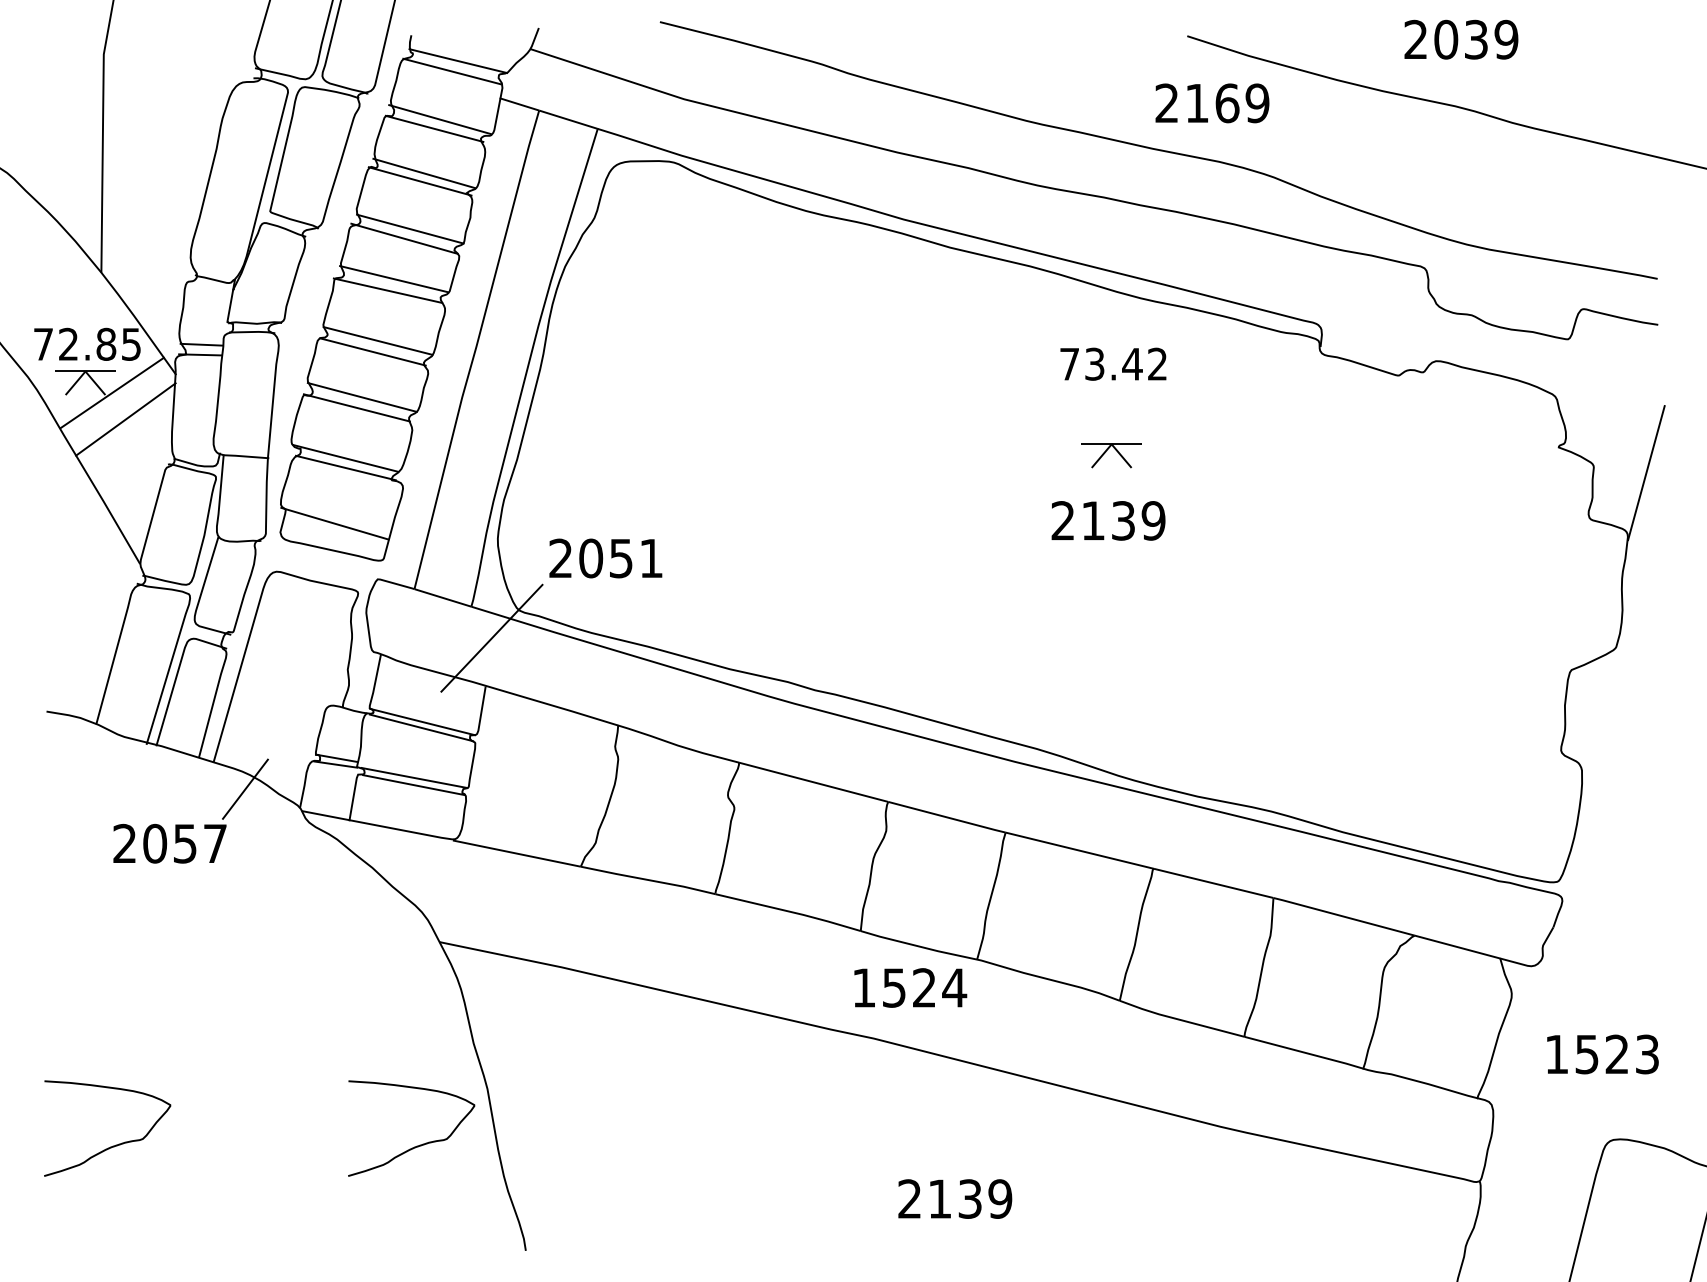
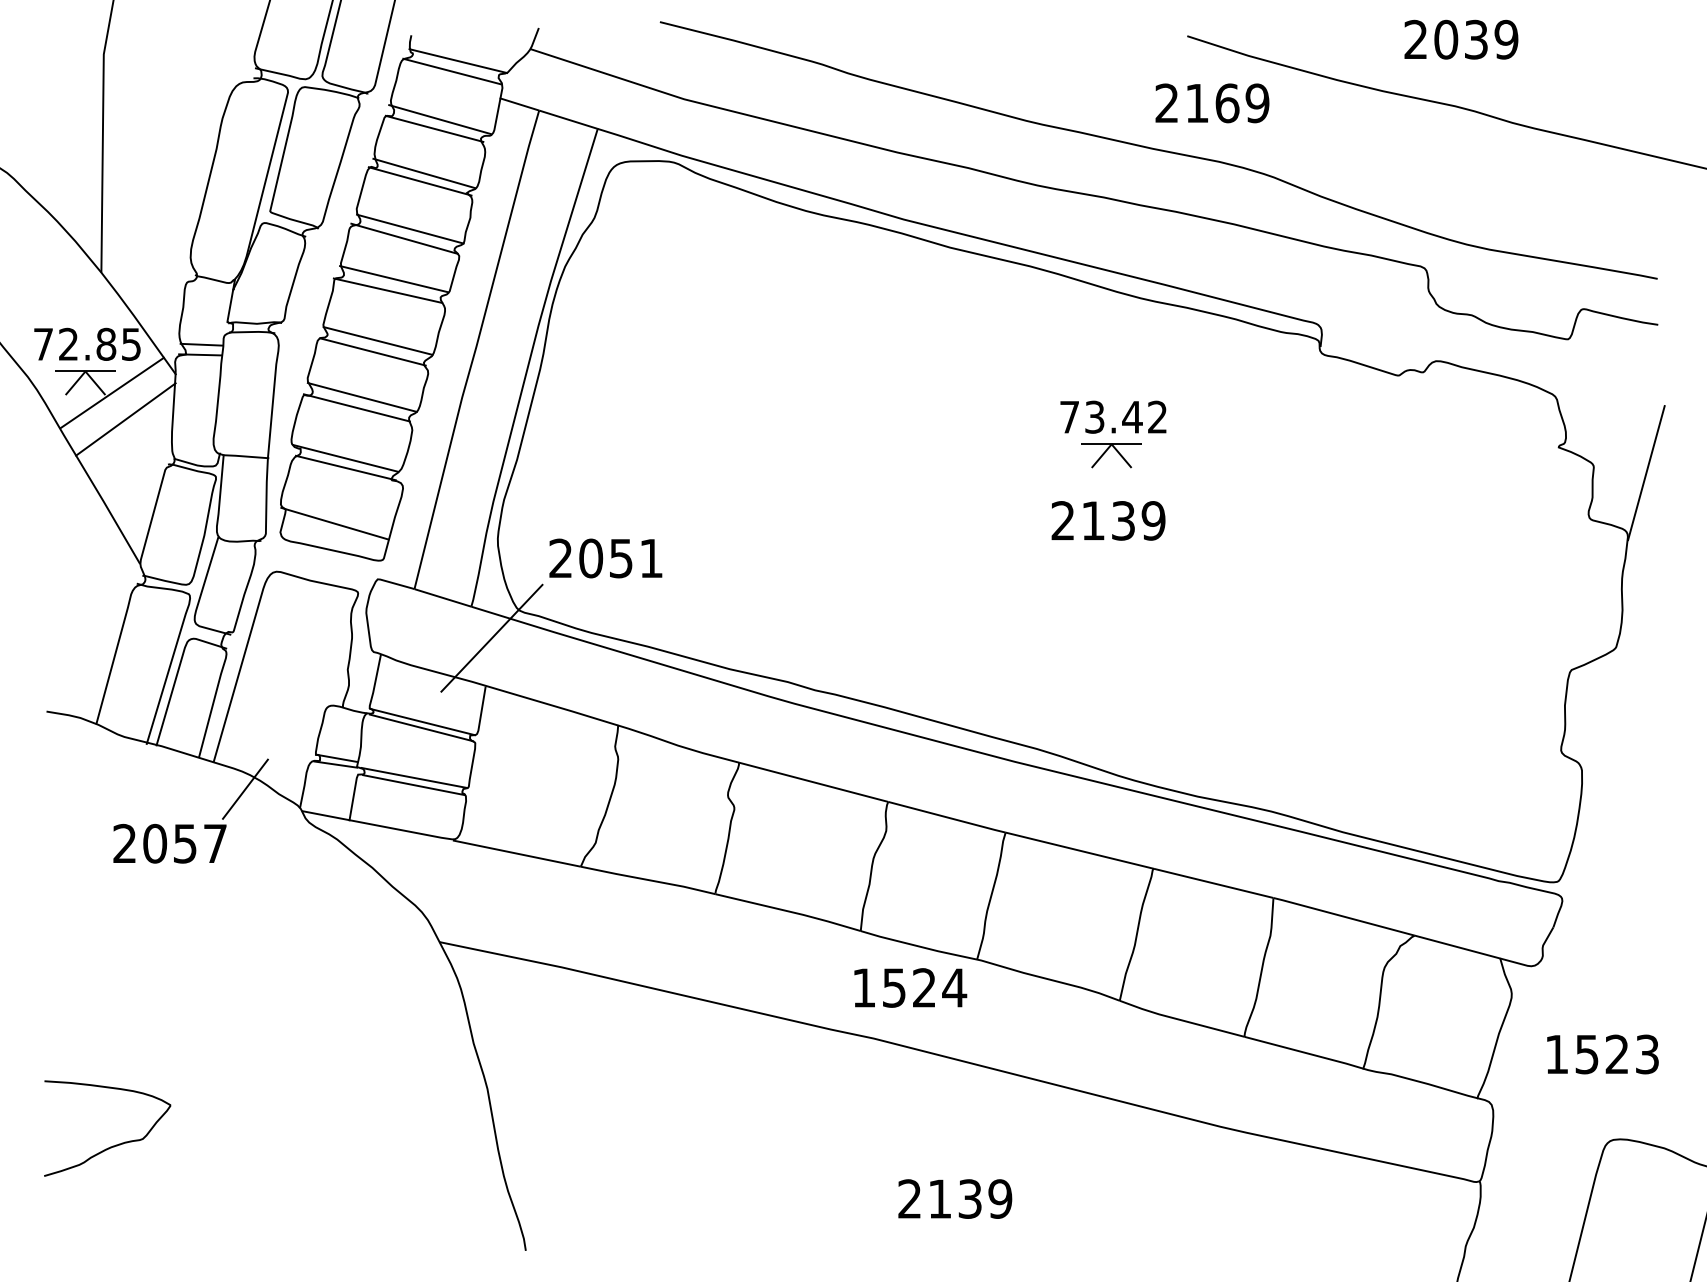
text position: (1113, 363) -> (1113, 416) (1113, 416)
curve: present -> none (417, 1145)
